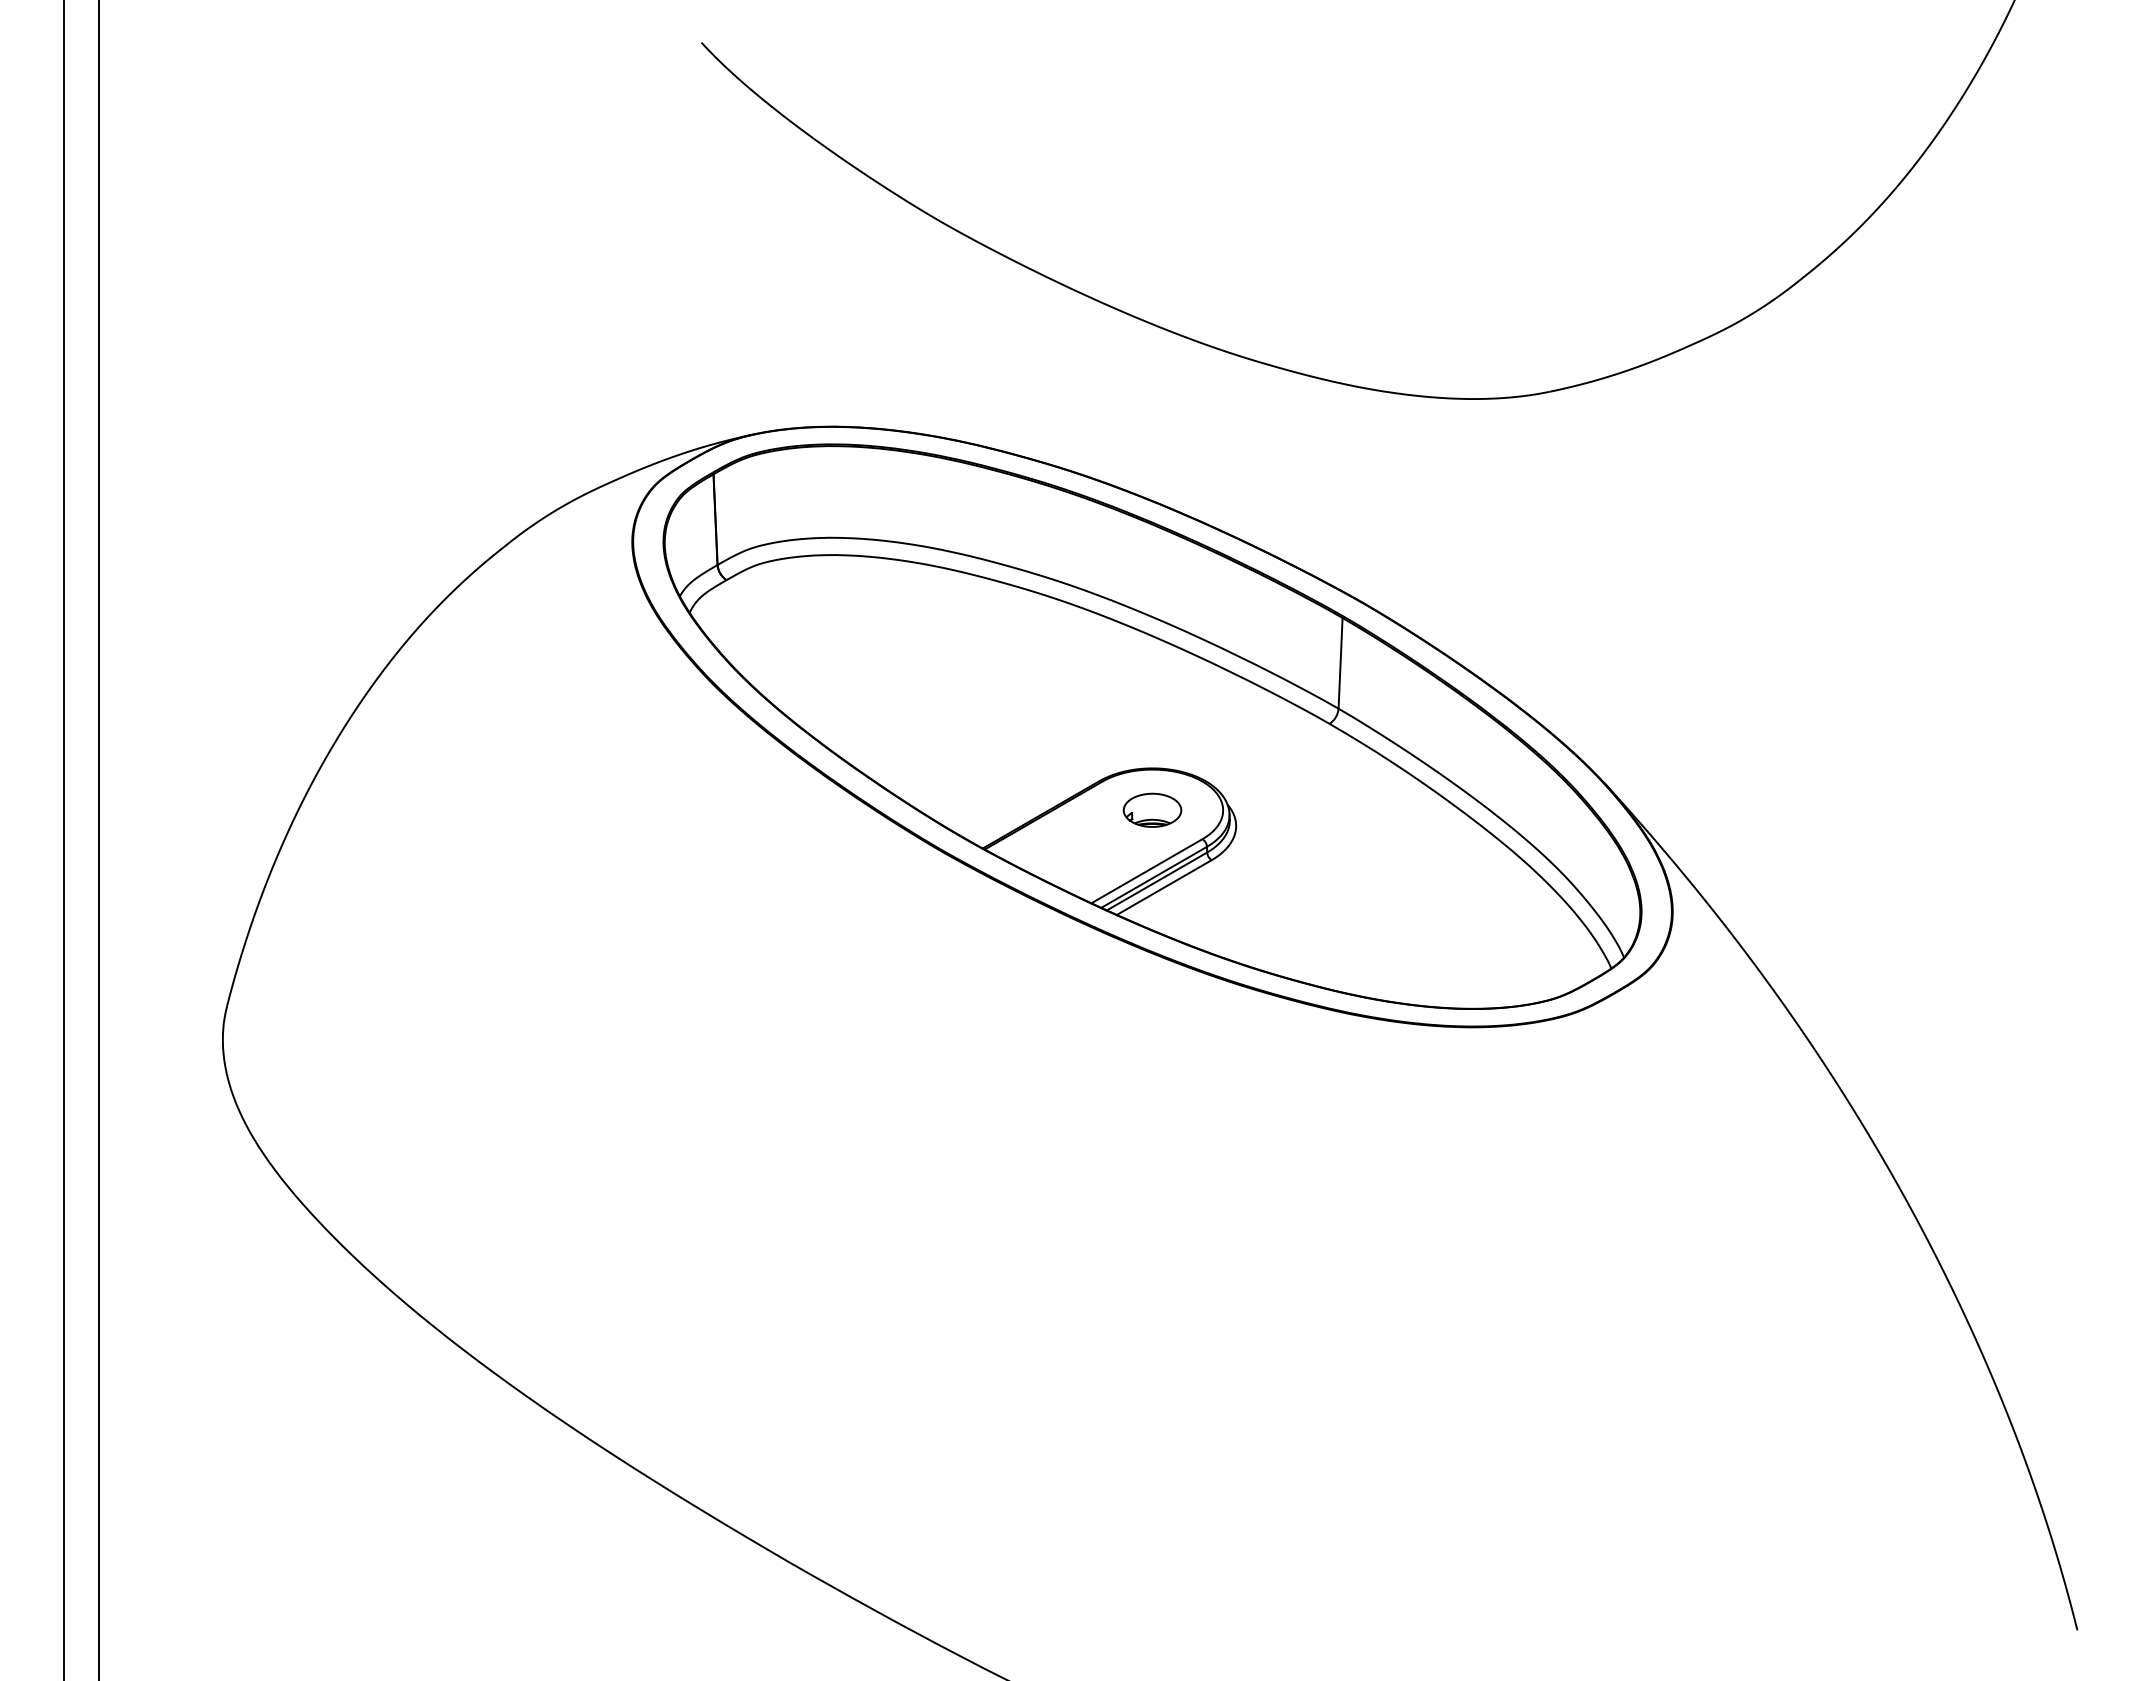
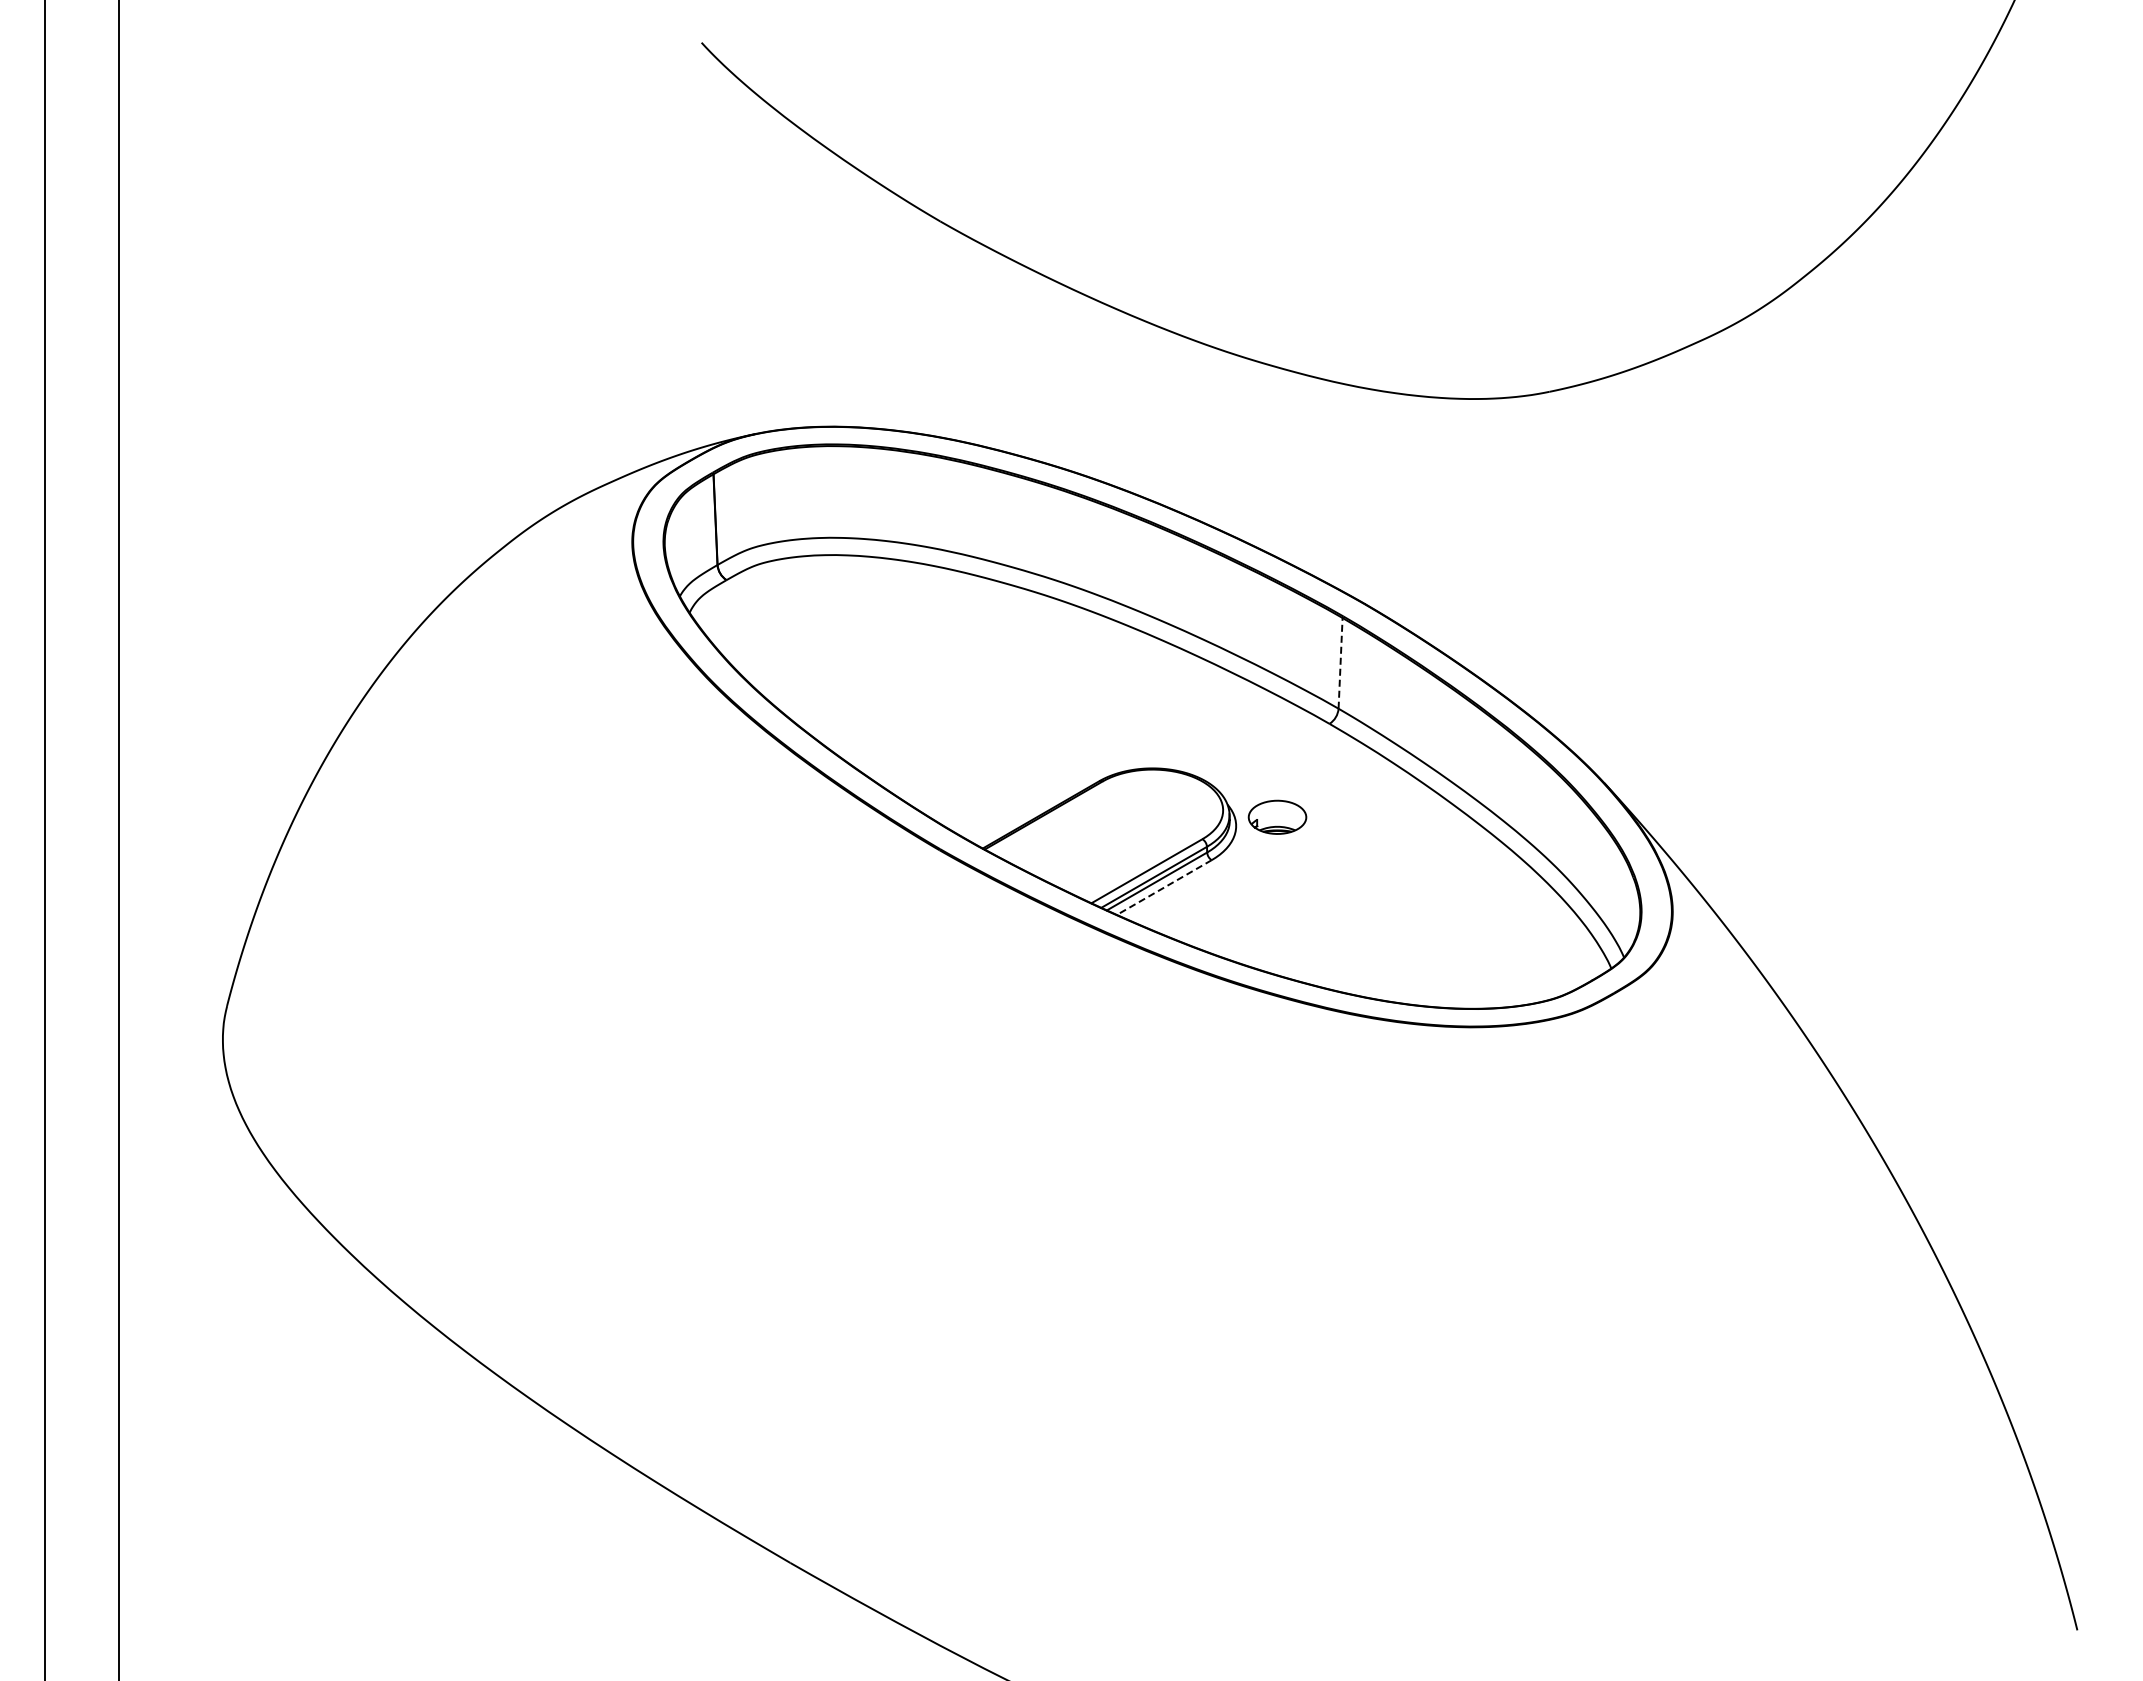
line: solid -> dashed (1340, 662)
part position: (1152, 809) -> (1277, 816) (1277, 816)
line position: (64, 839) -> (45, 839) (45, 839)
line position: (98, 839) -> (118, 839) (118, 839)
line: solid -> dashed (1164, 887)
